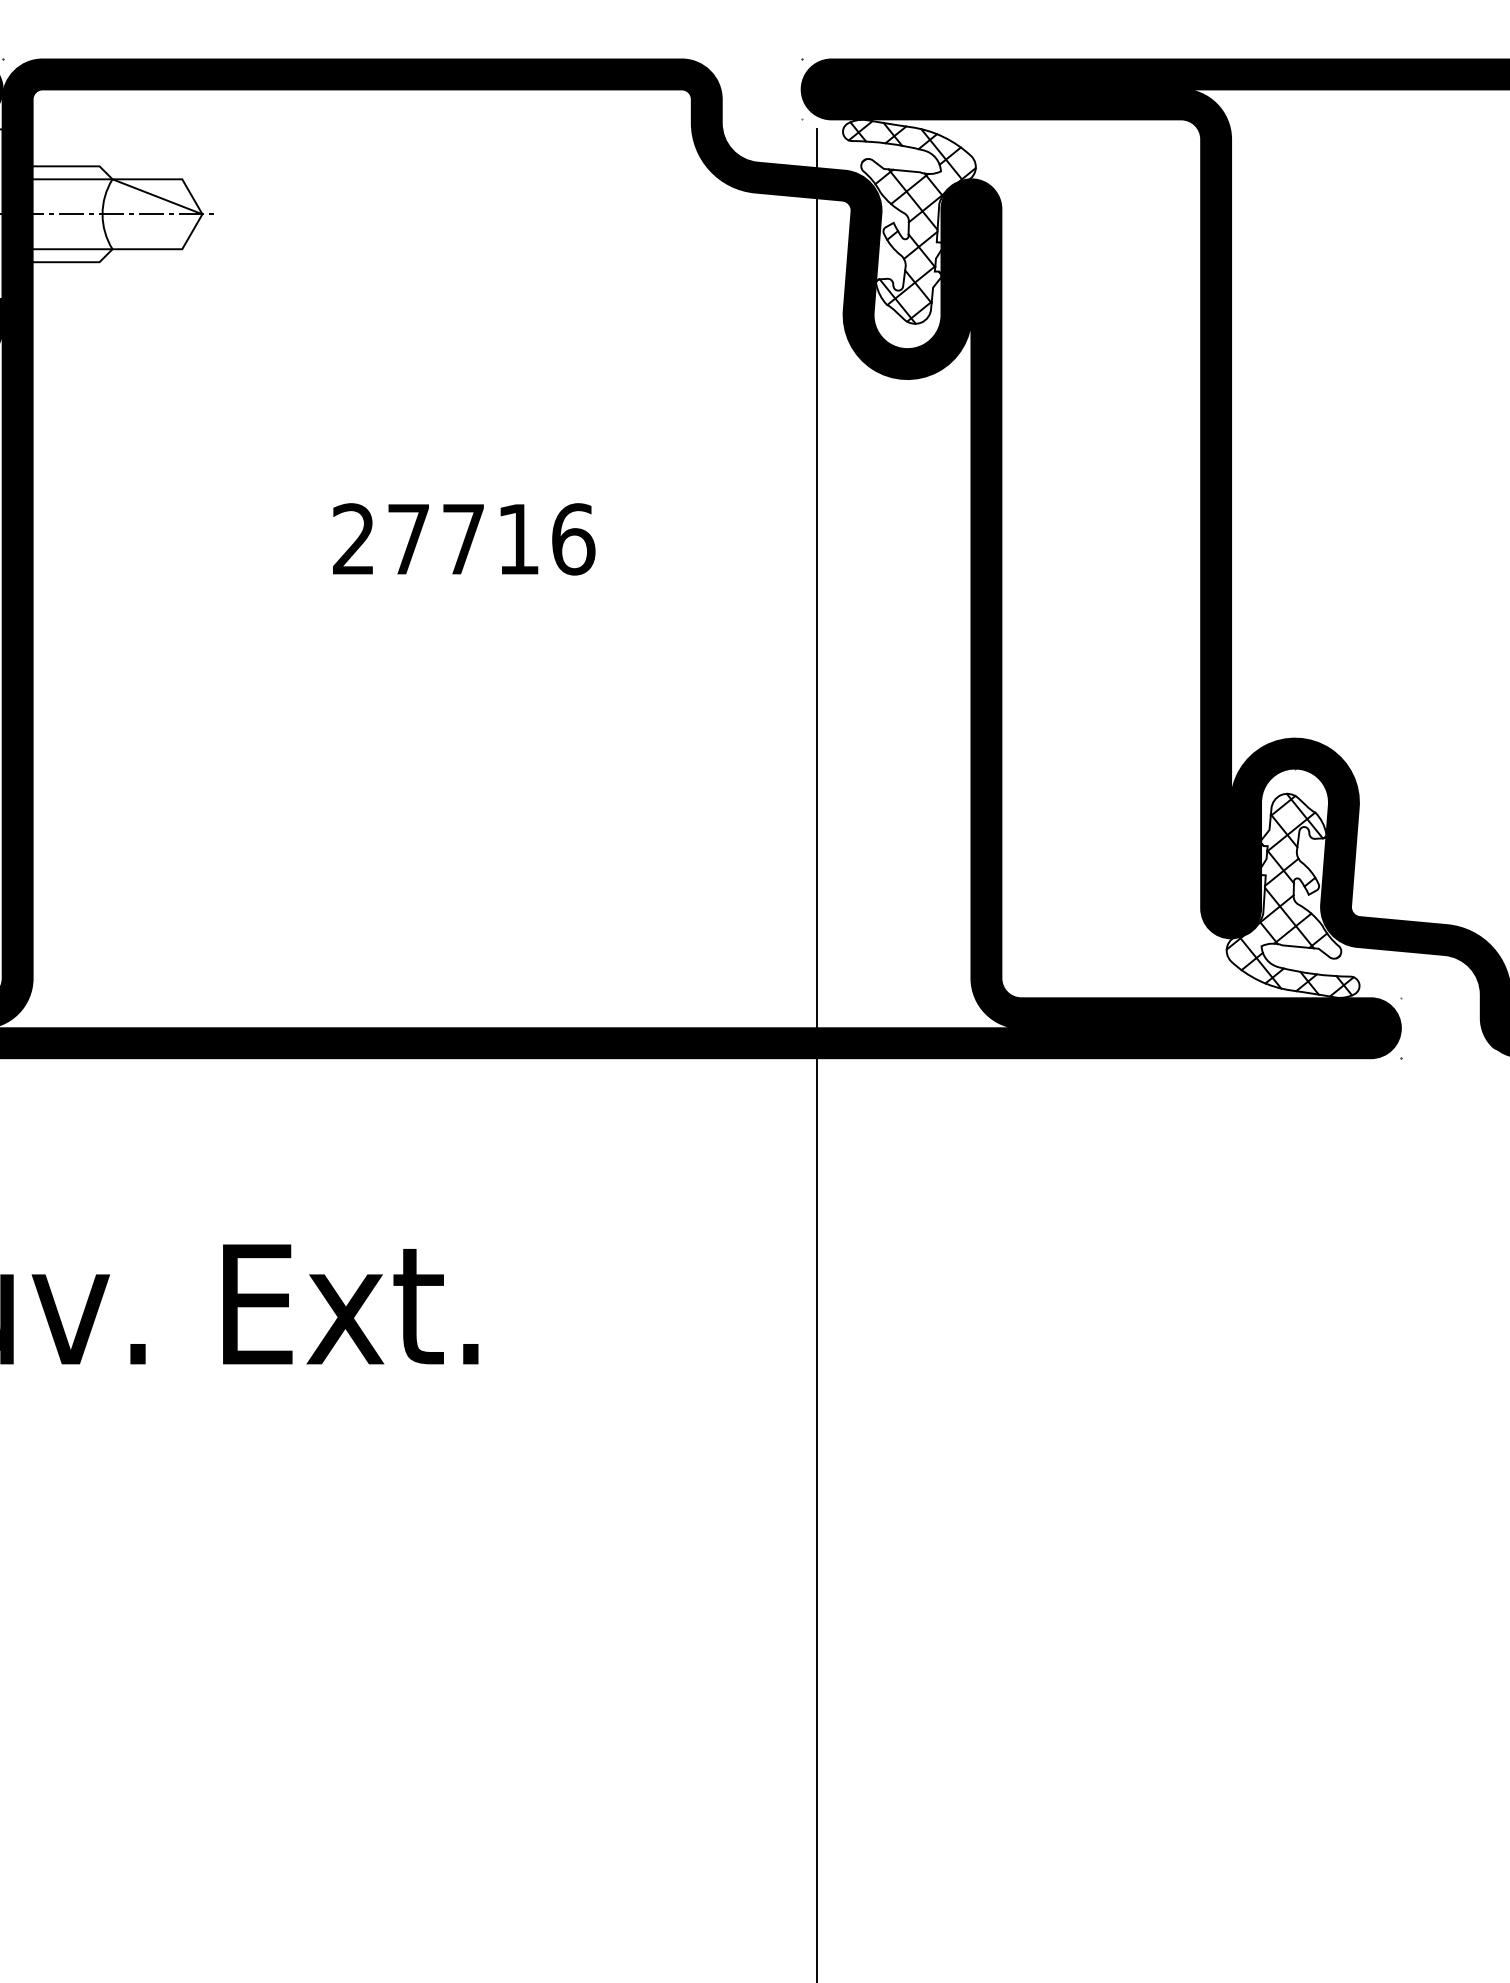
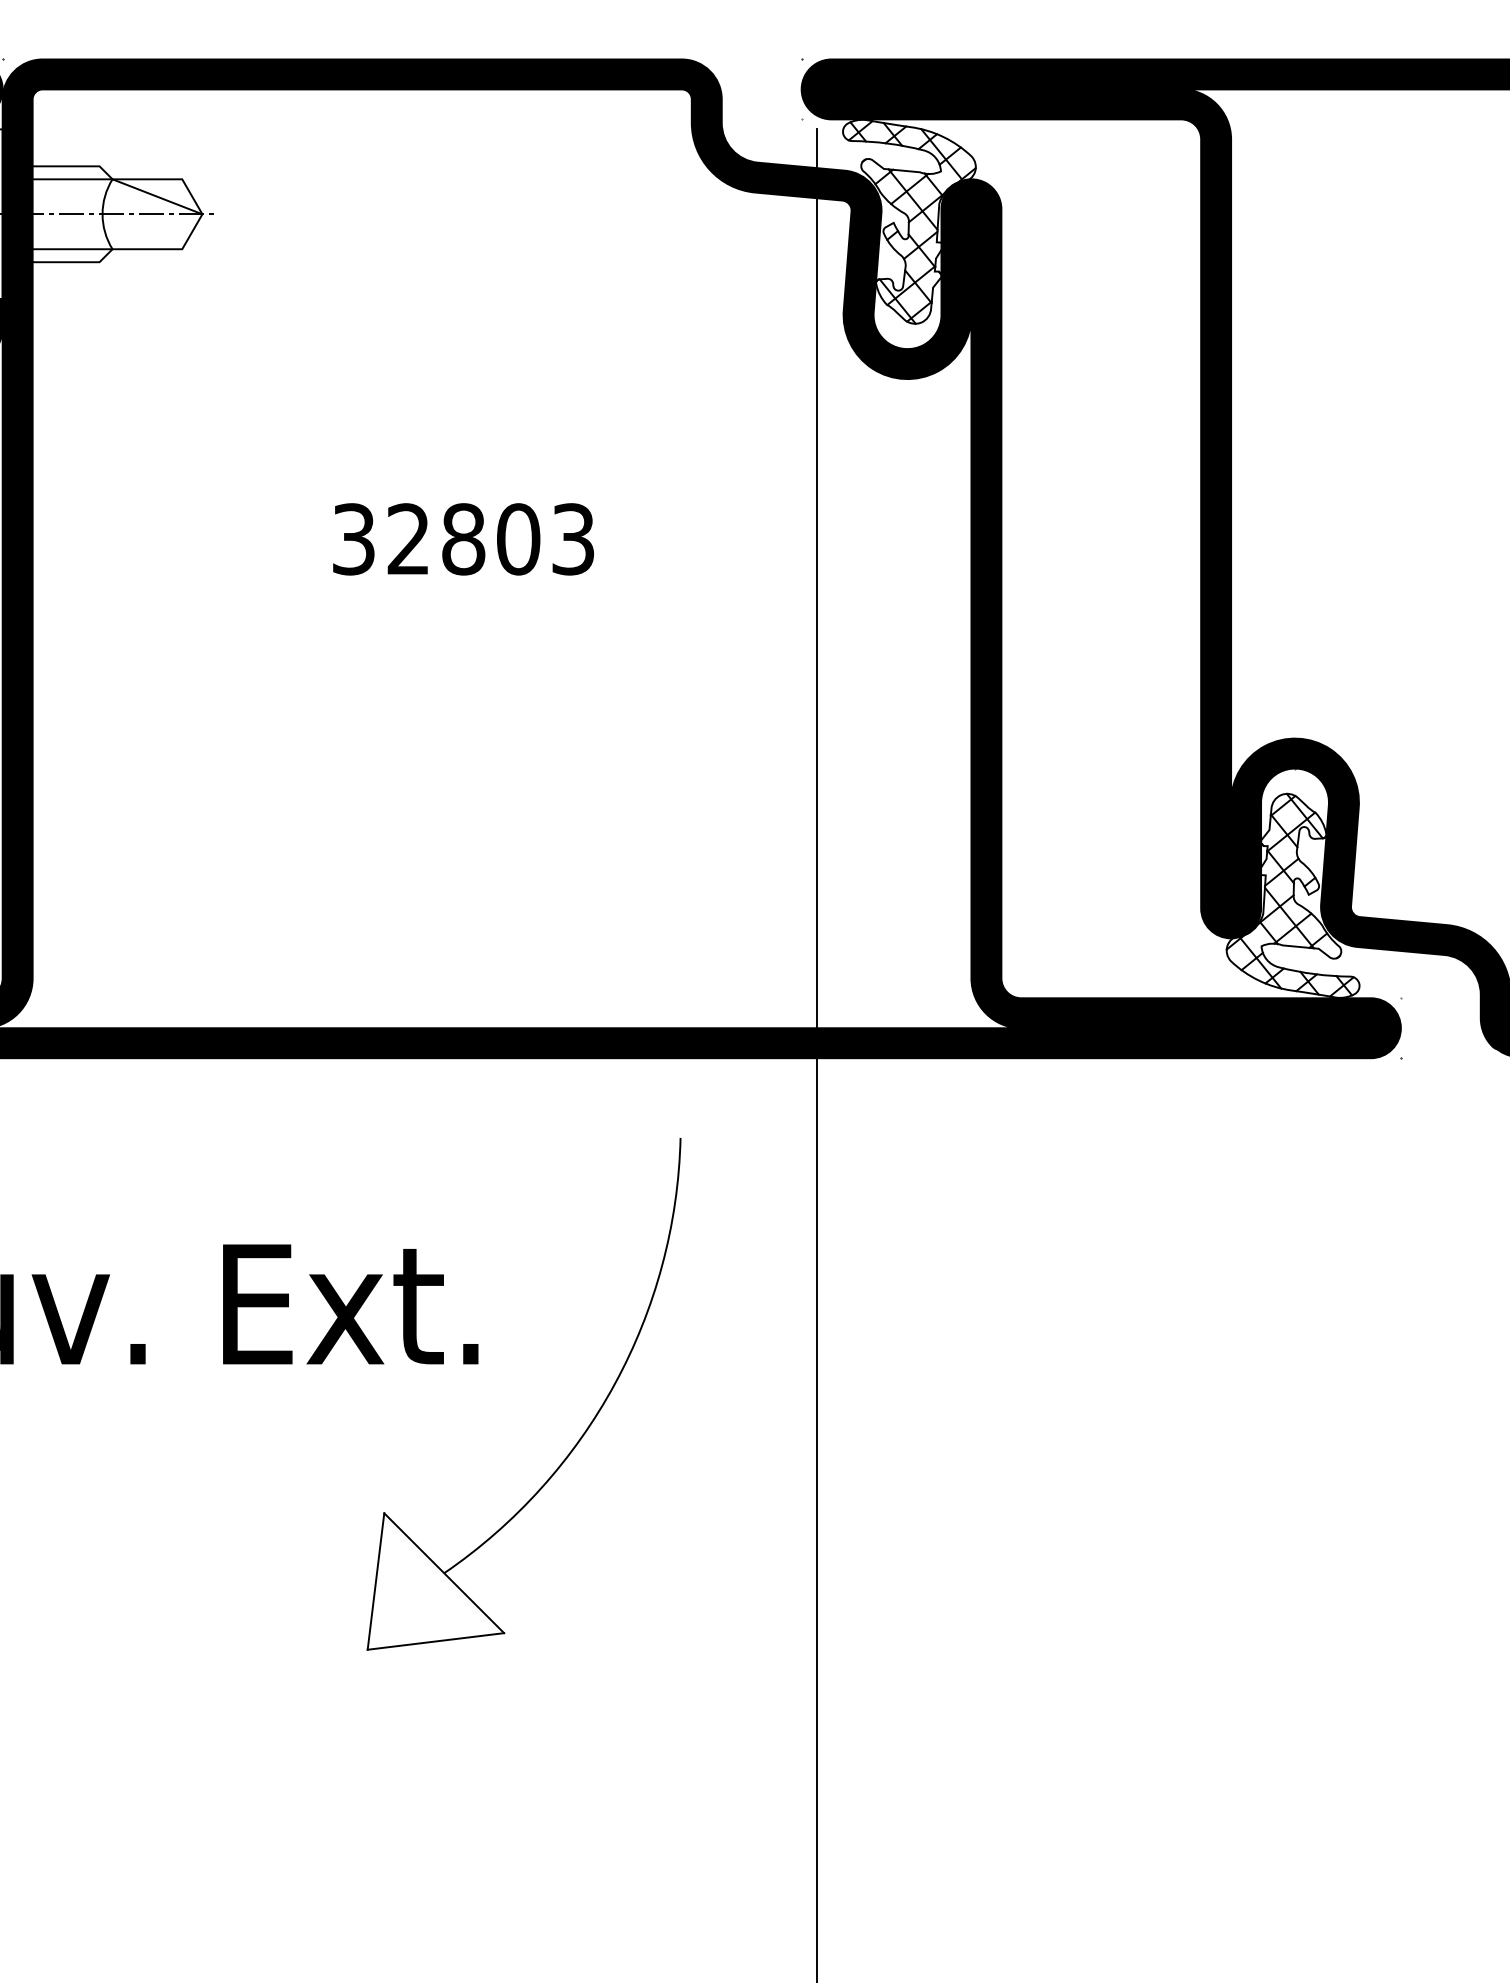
text: 27716 -> 32803 (464, 539)
part: none -> present (581, 1435)
